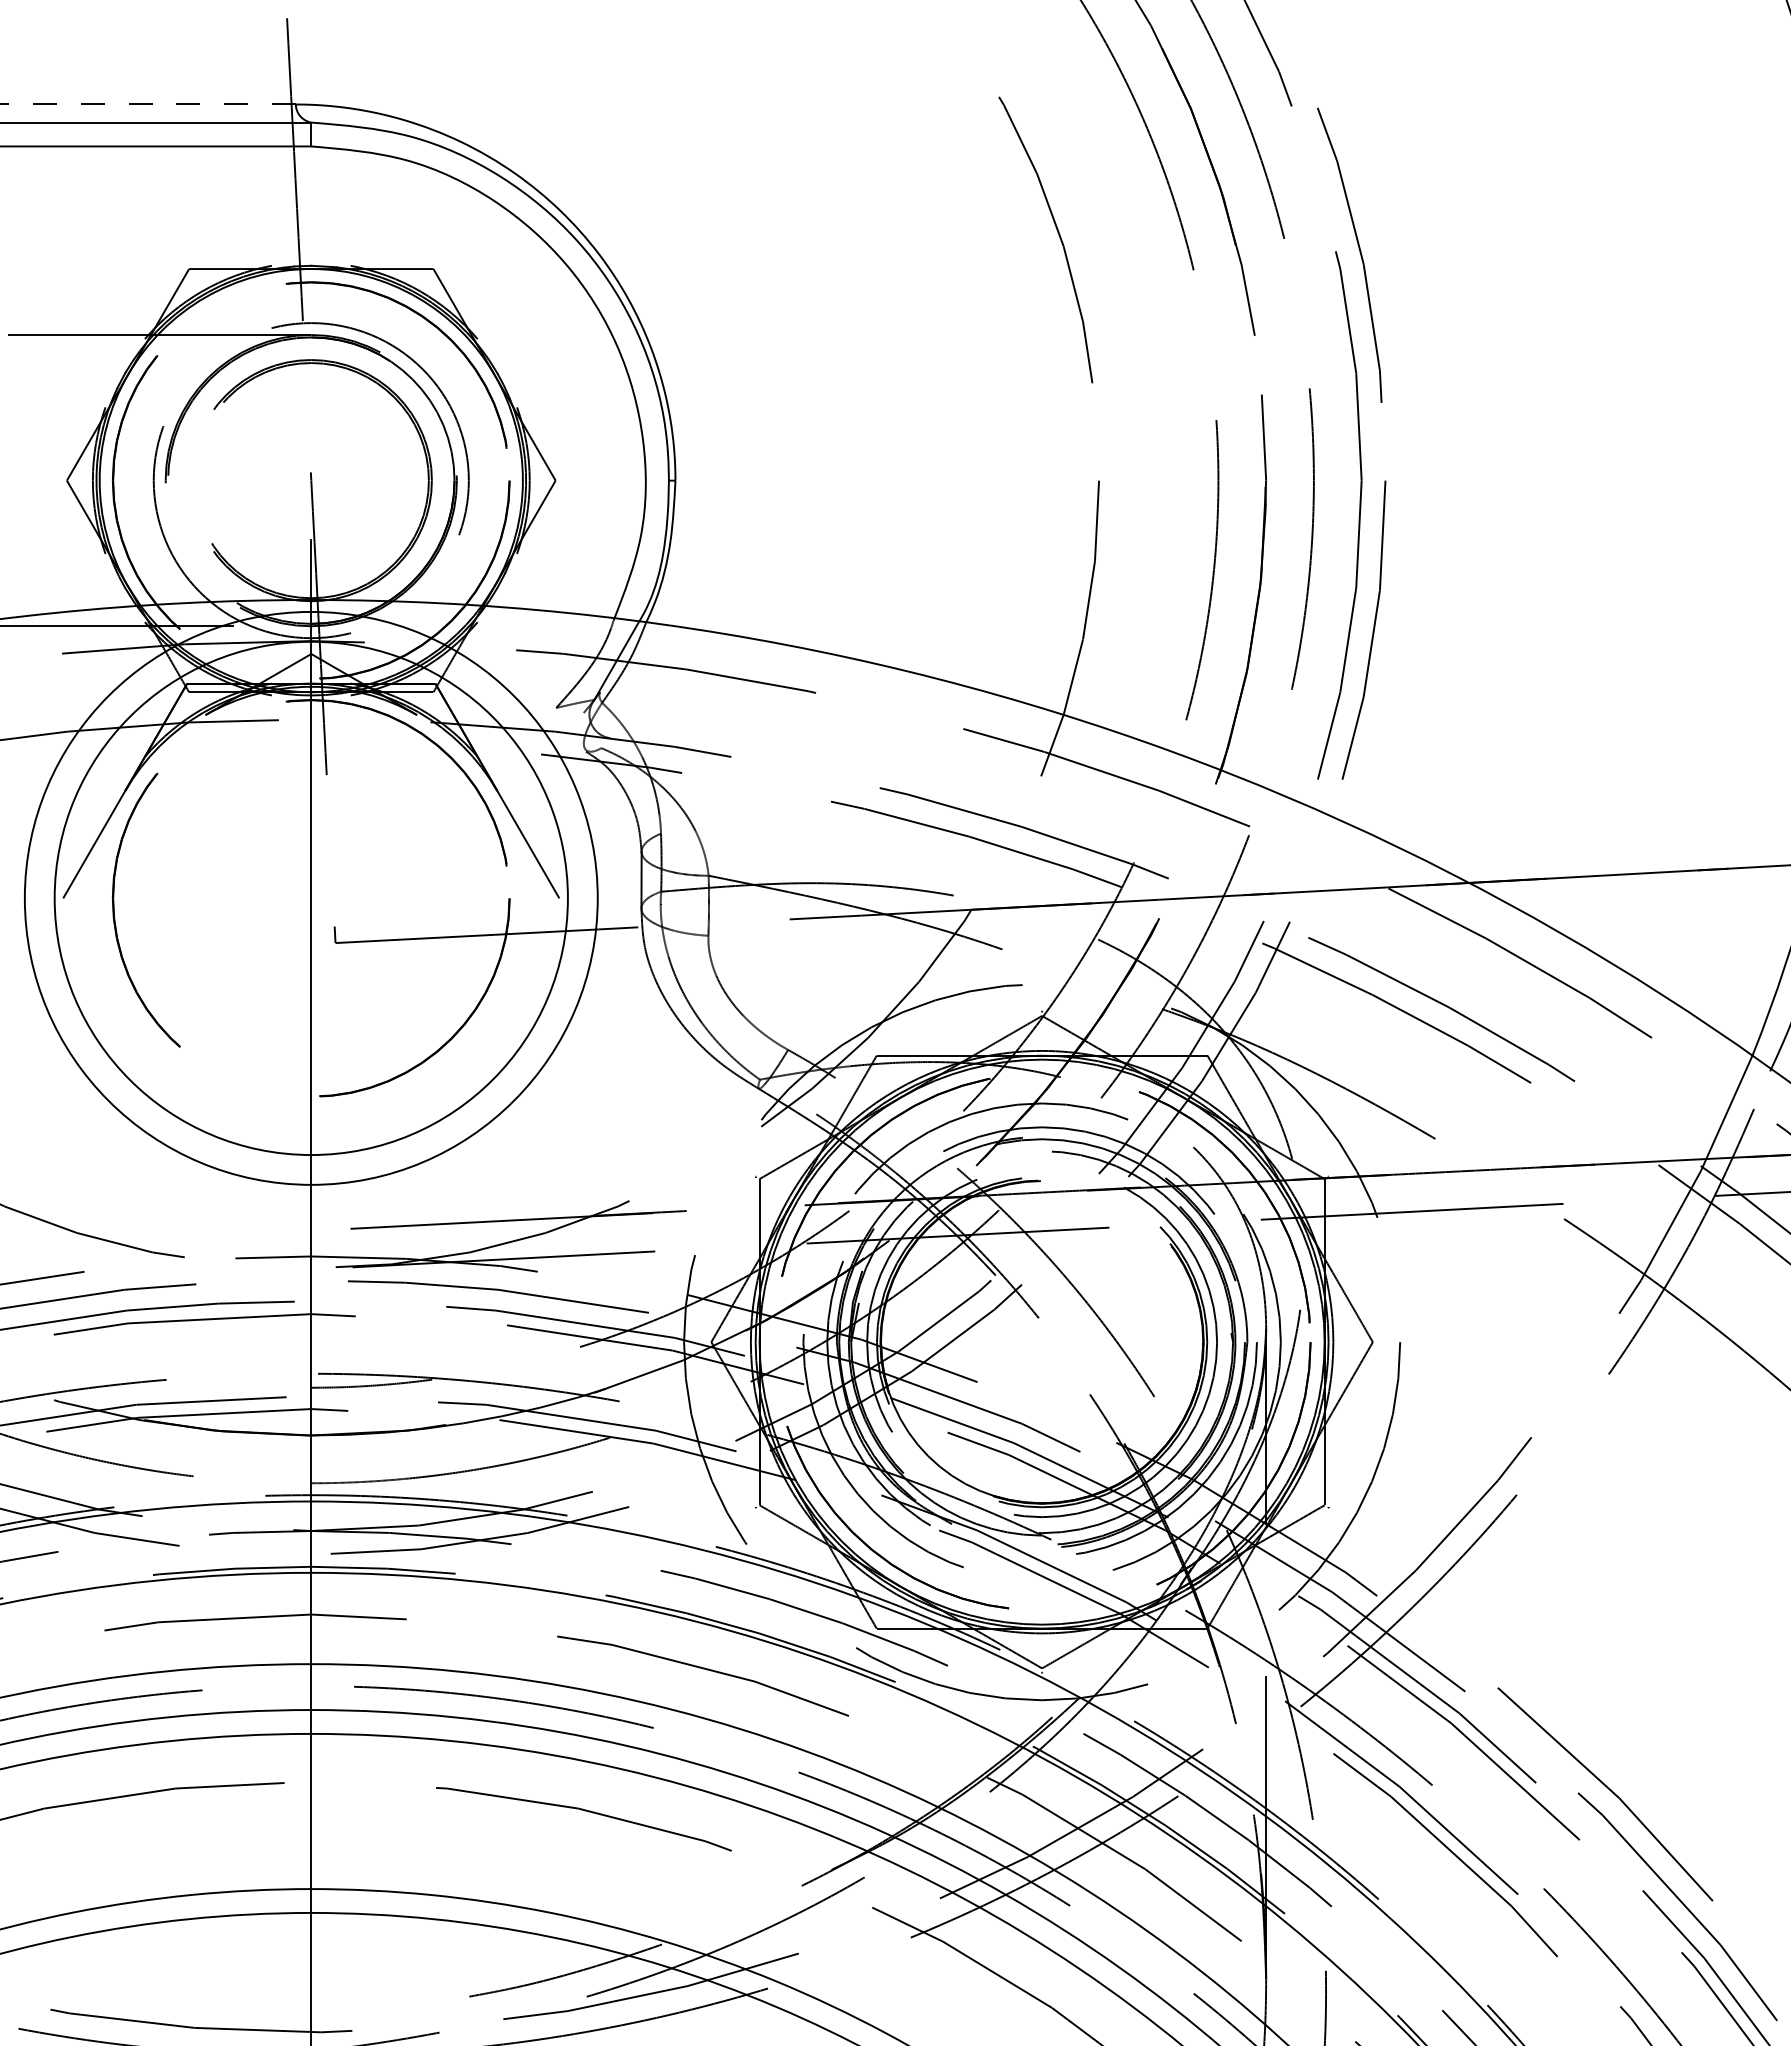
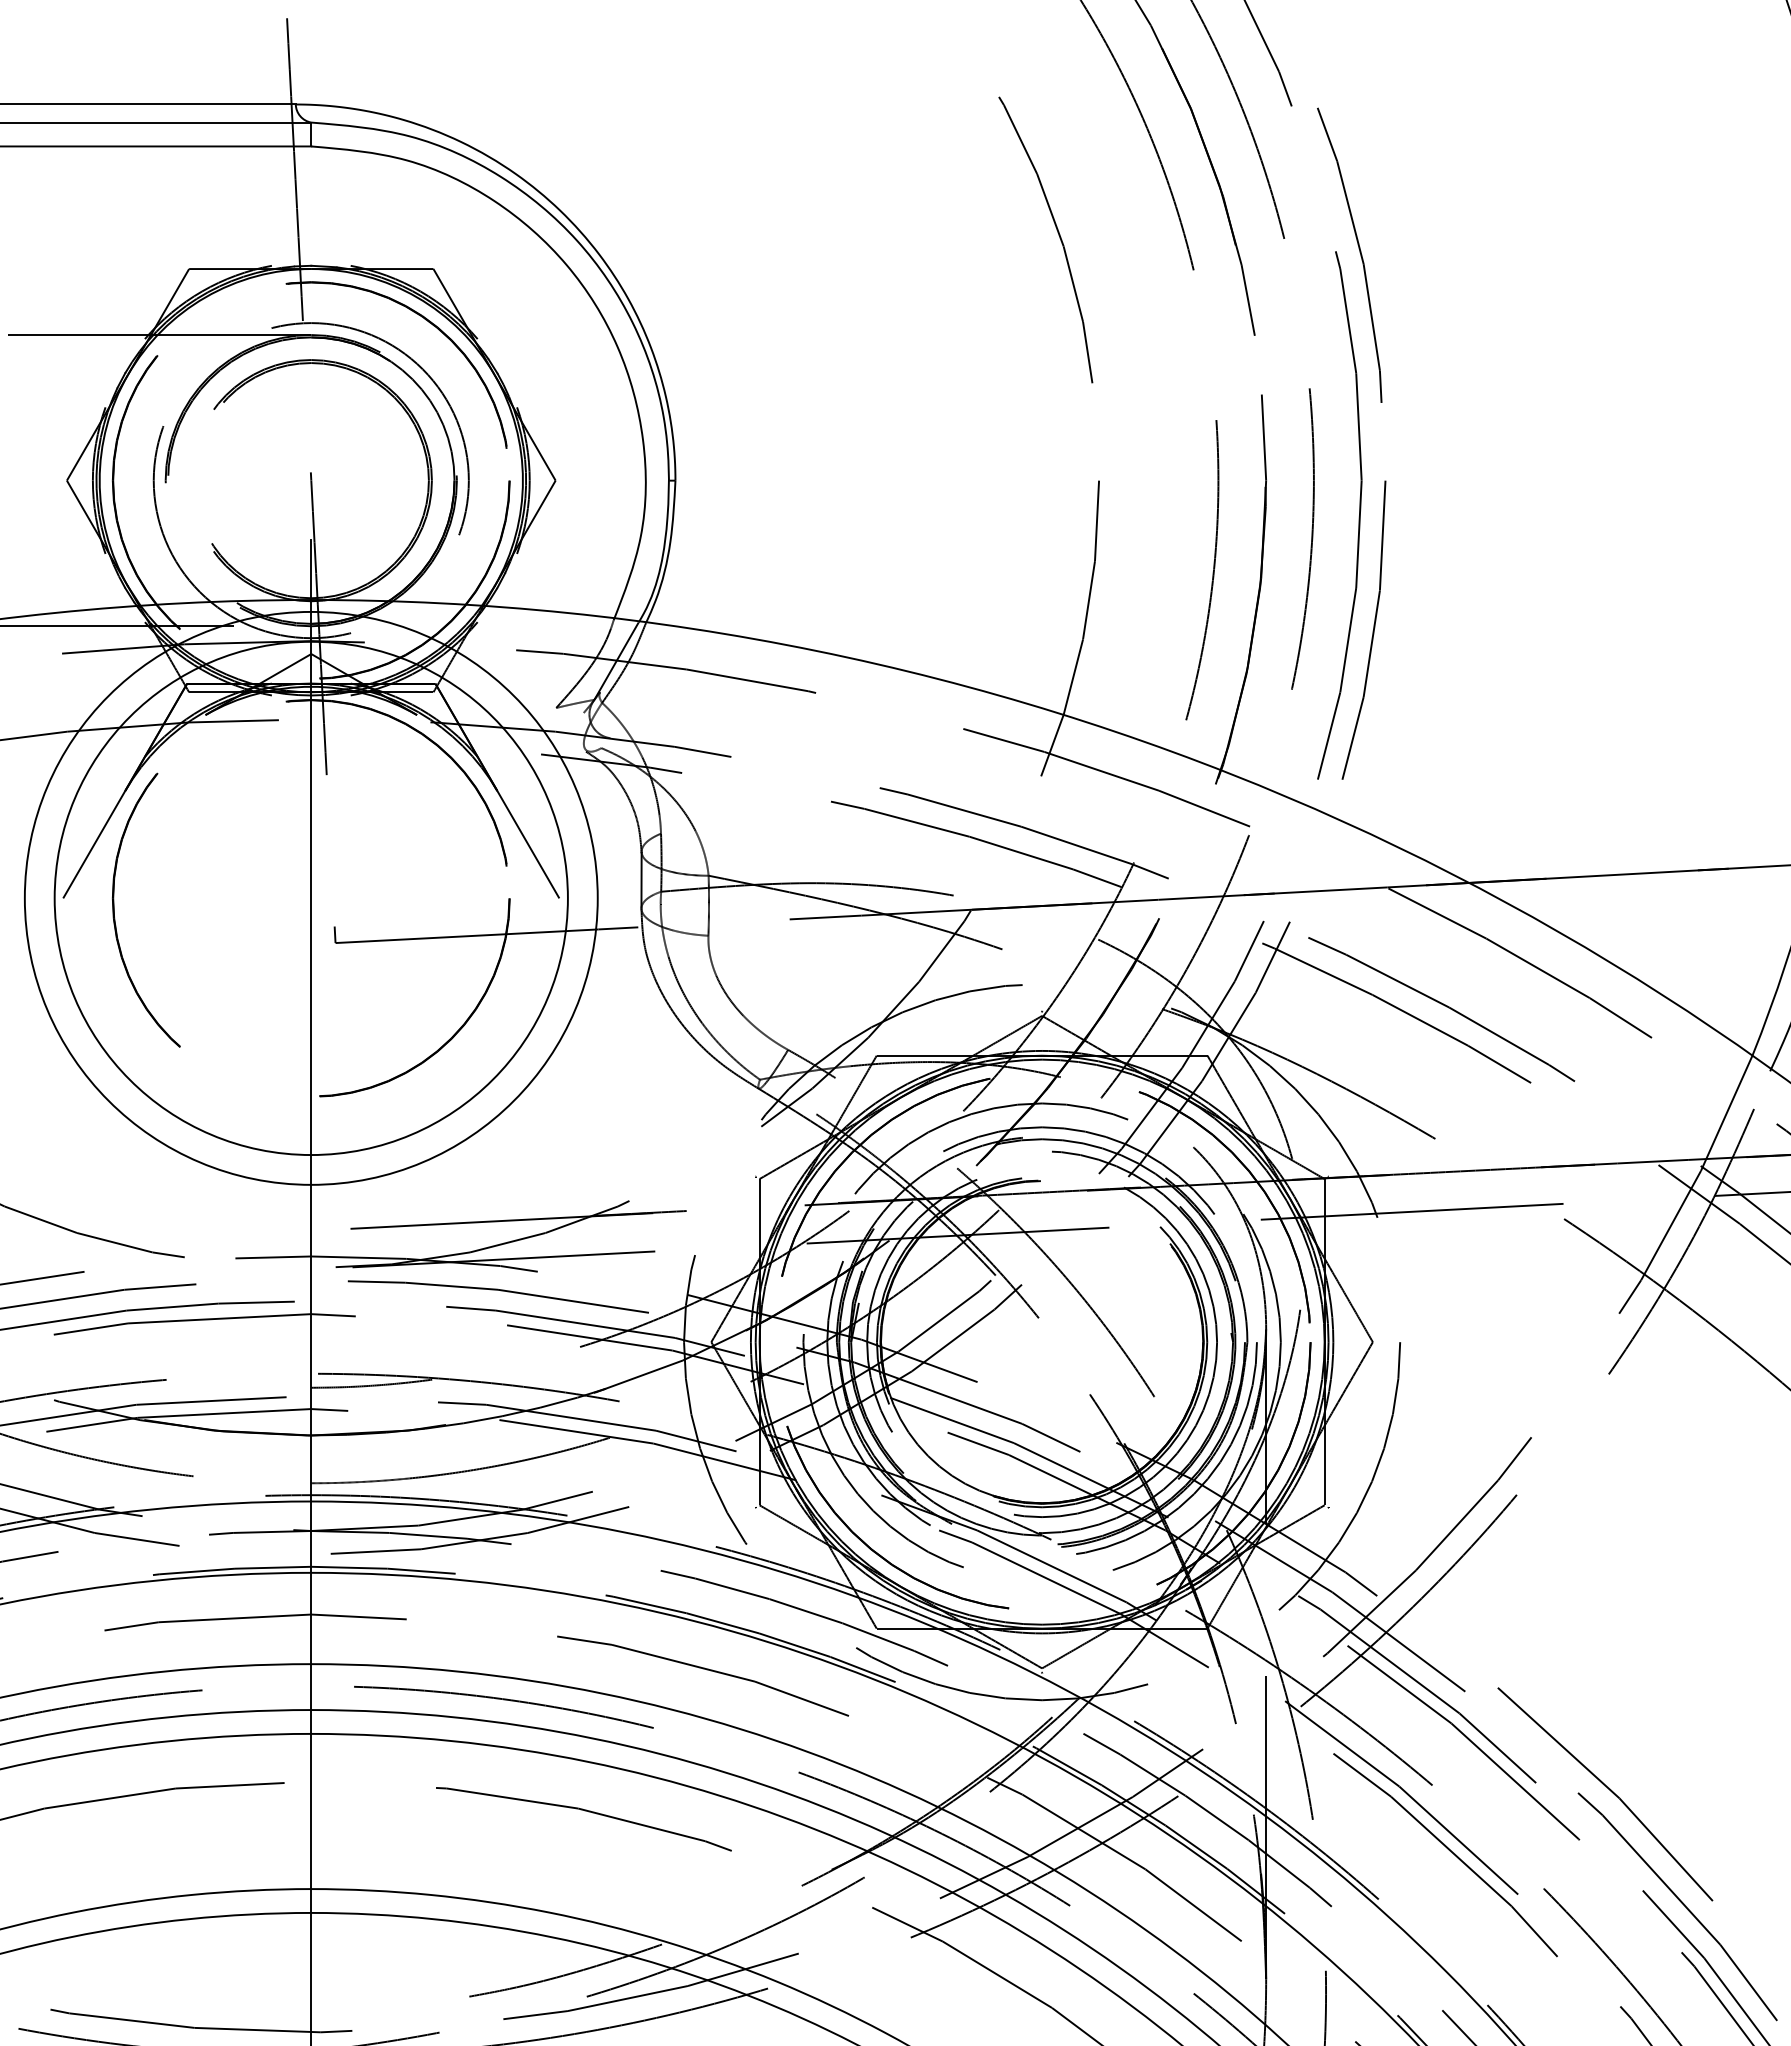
line: dashed -> solid (147, 104)
